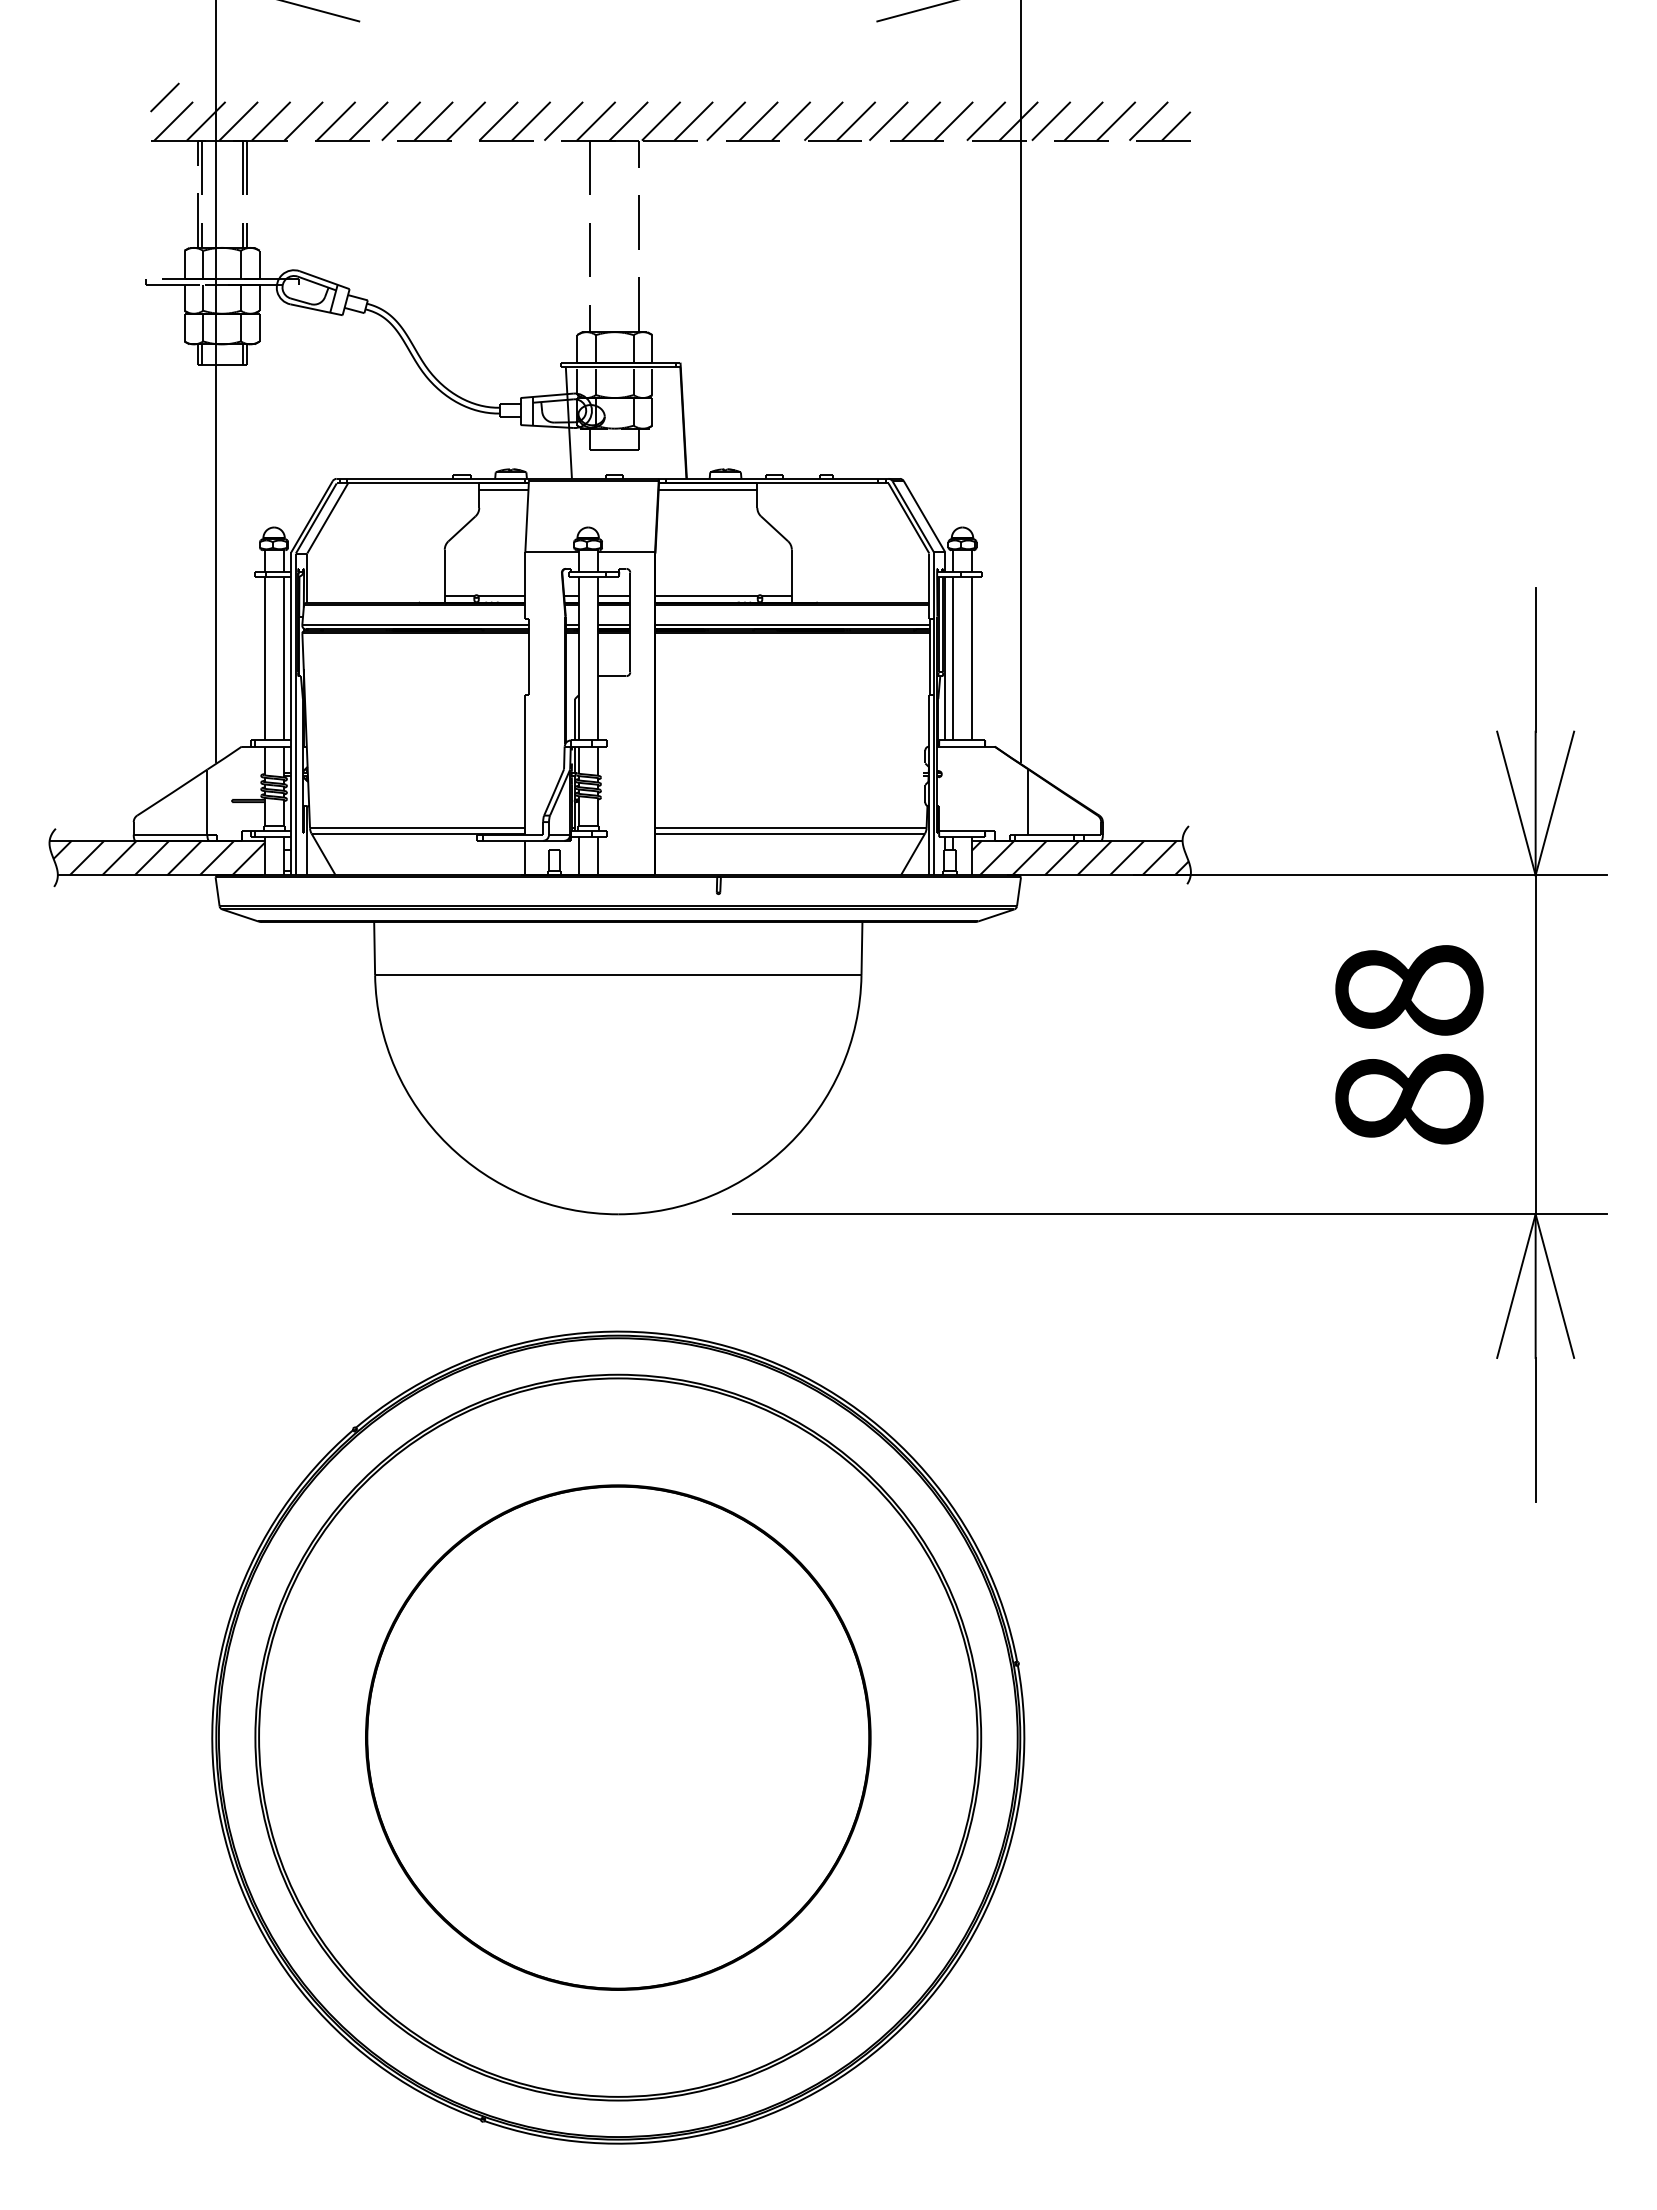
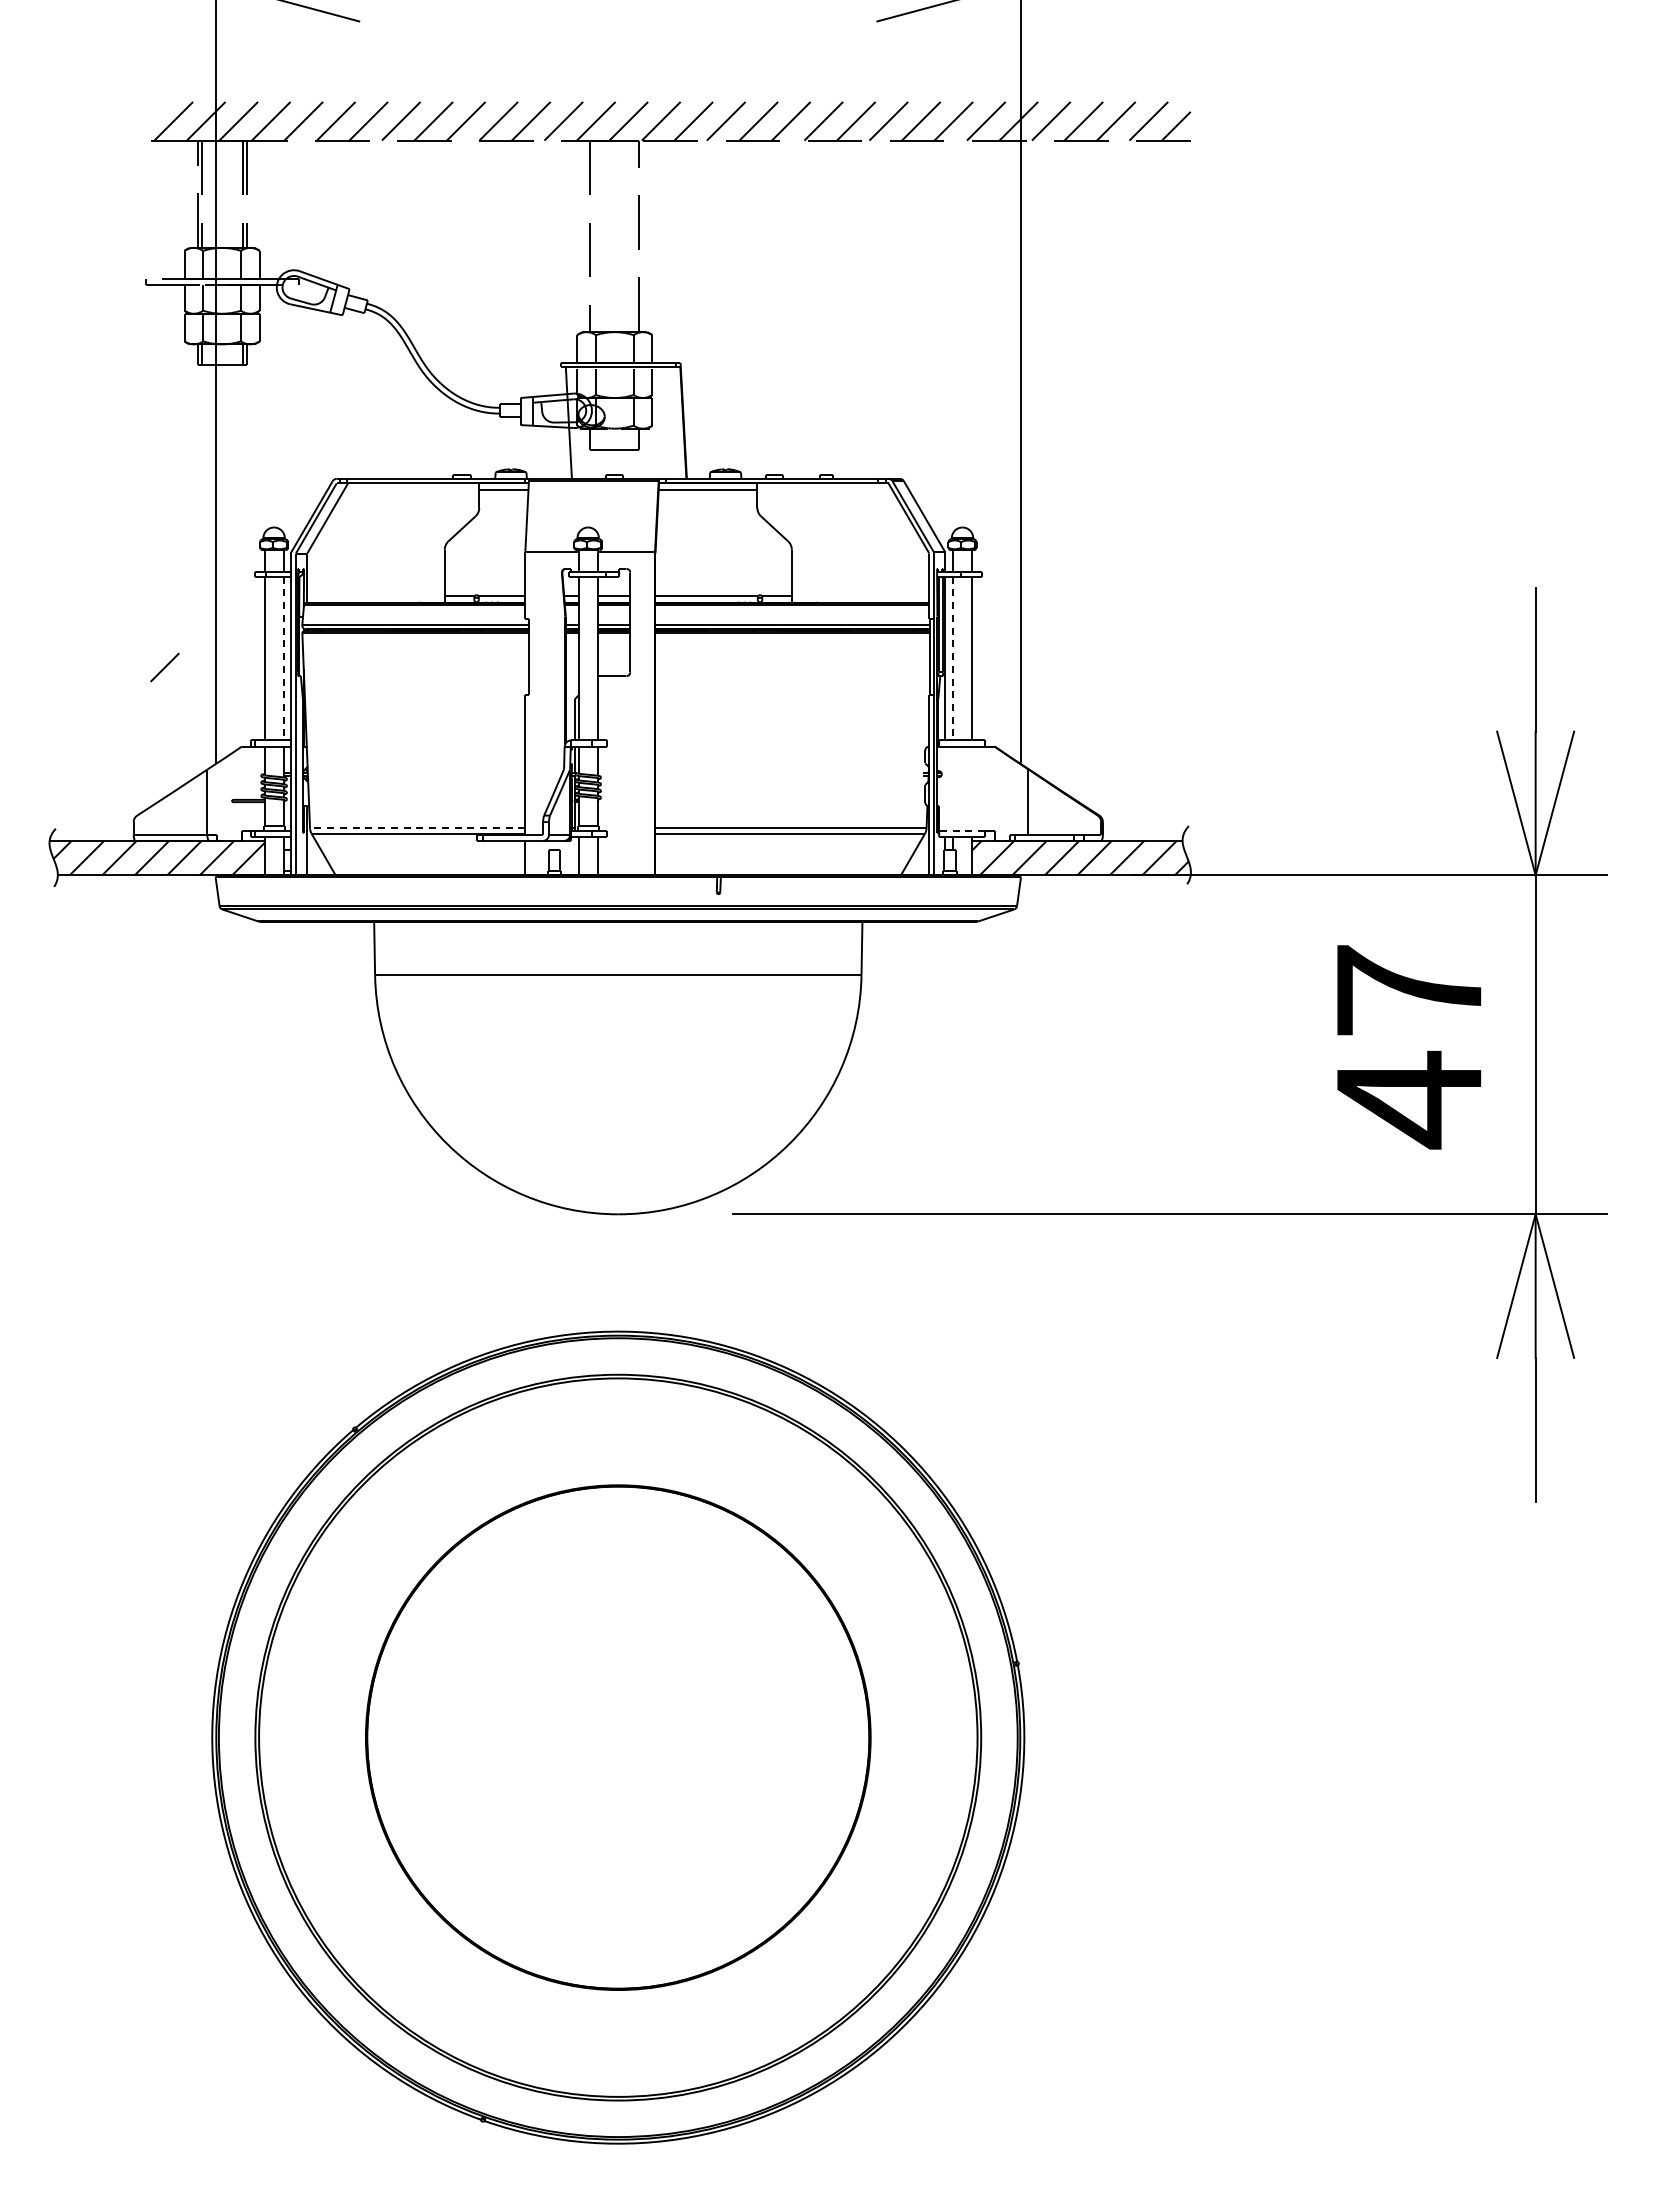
line position: (164, 97) -> (164, 667) (164, 667)
line: solid -> dashed (283, 658)
line: solid -> dashed (952, 658)
line: solid -> dashed (417, 828)
line: solid -> dashed (962, 830)
text: 88 -> 47 (1409, 1047)
